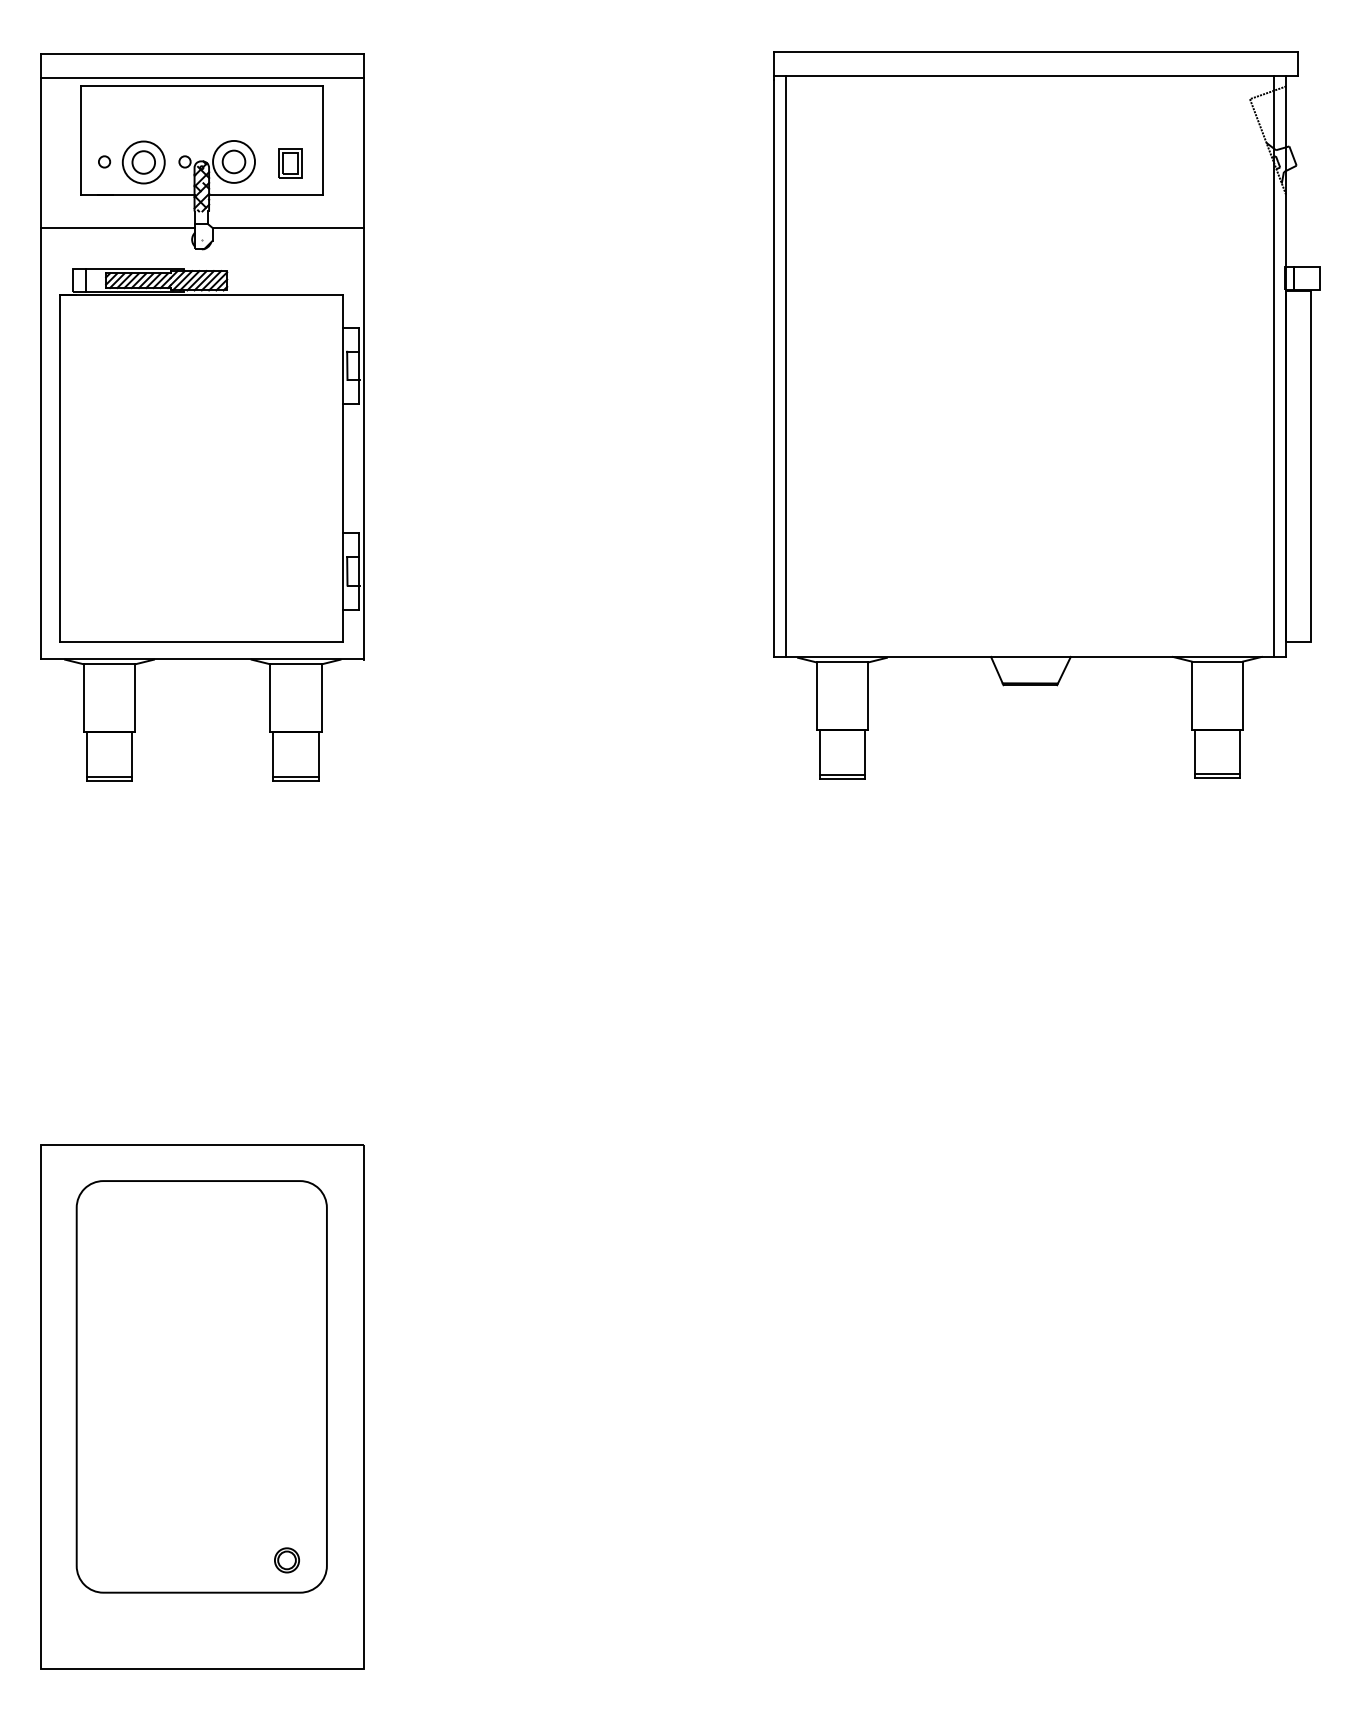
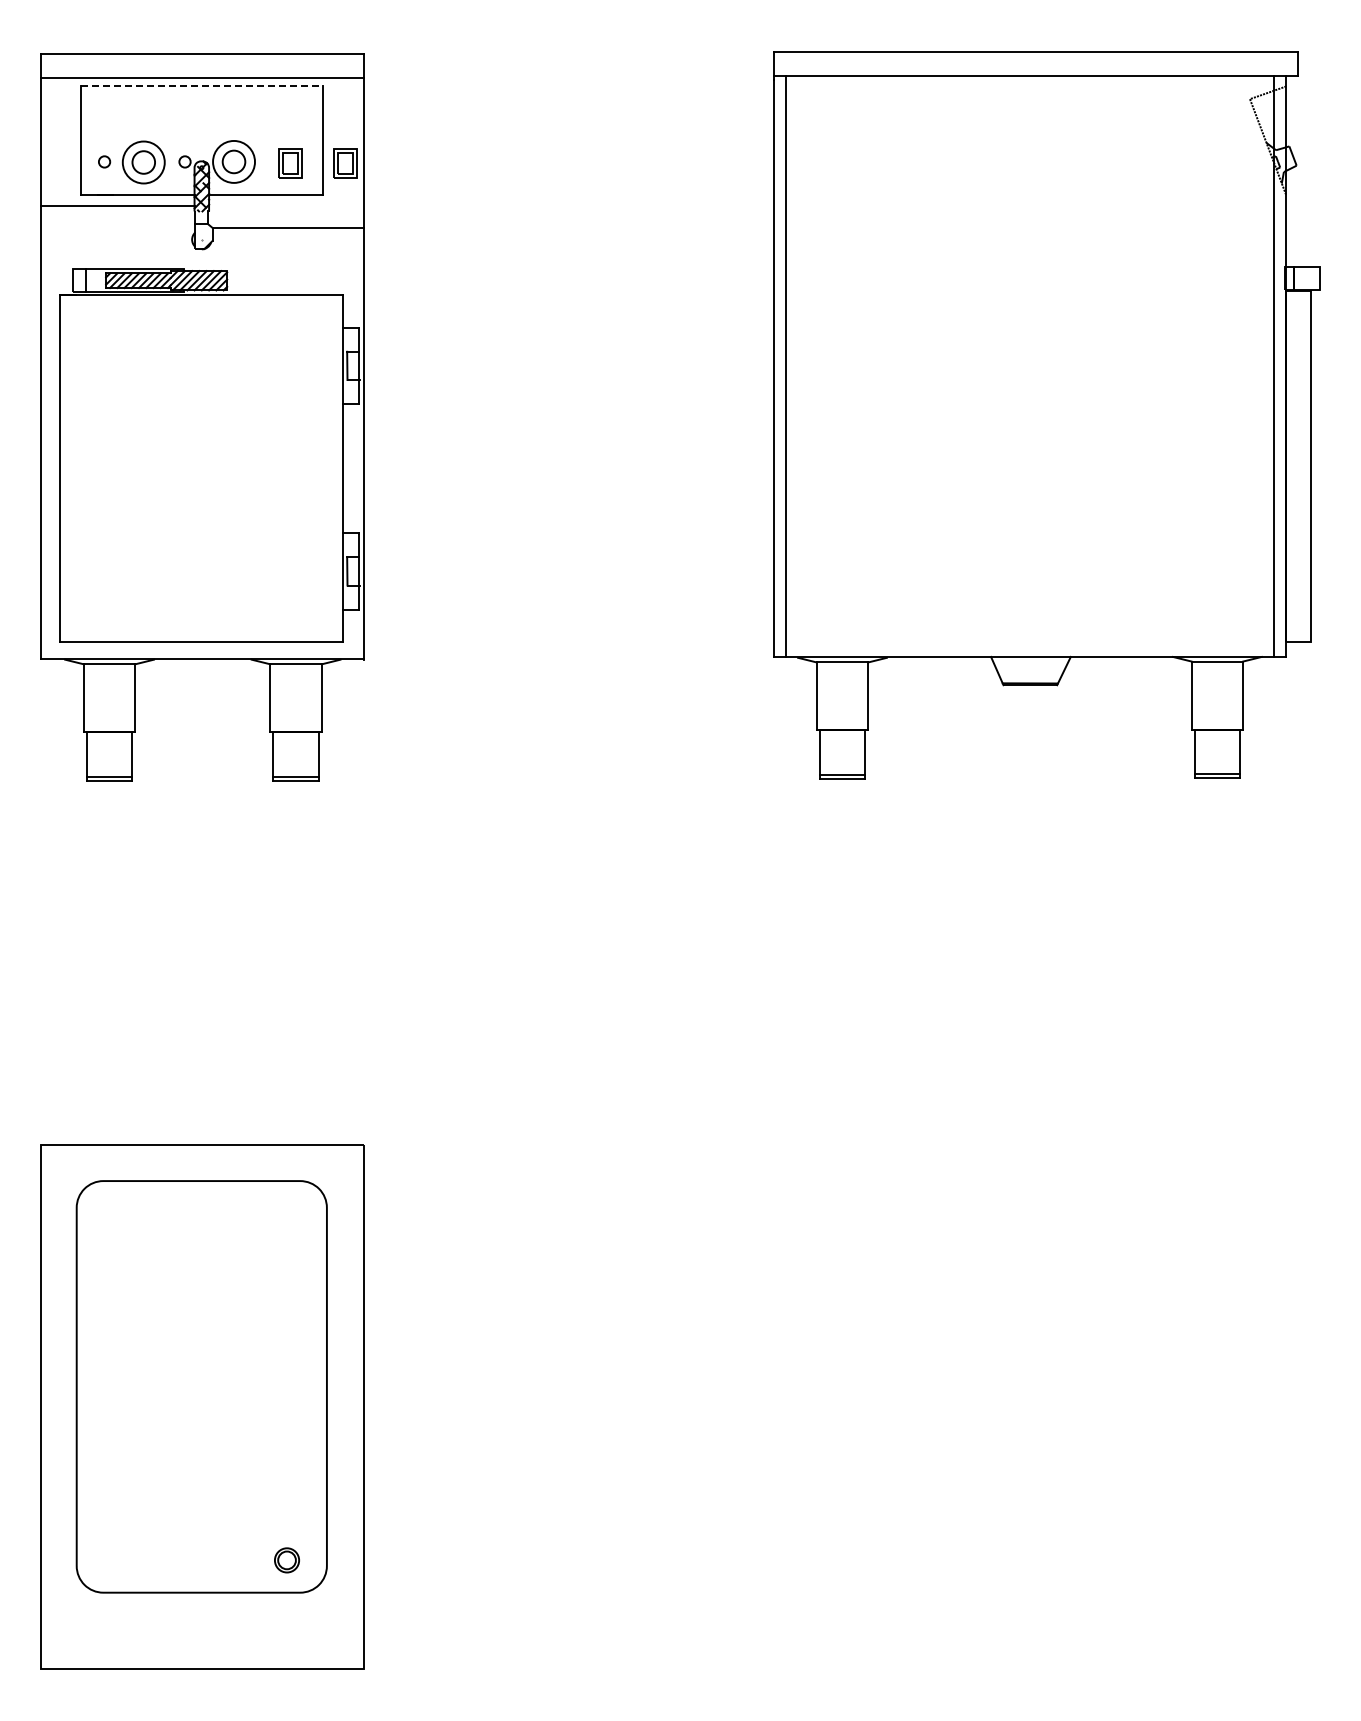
line: solid -> dashed (202, 86)
part: none -> present (345, 163)
line position: (117, 227) -> (117, 205) (117, 205)
